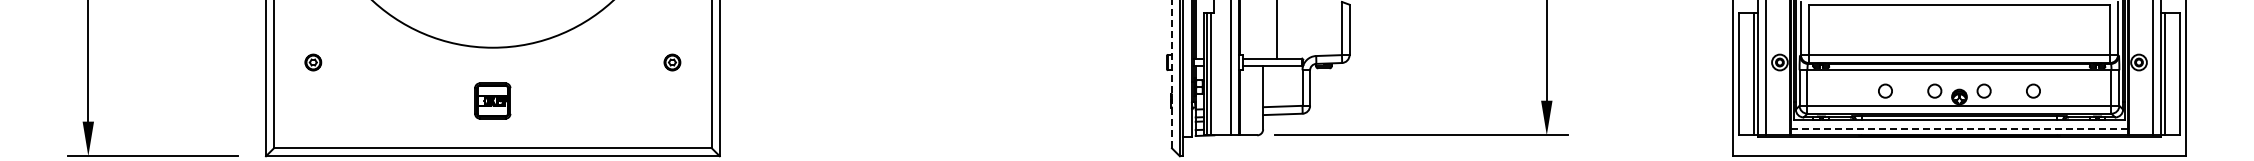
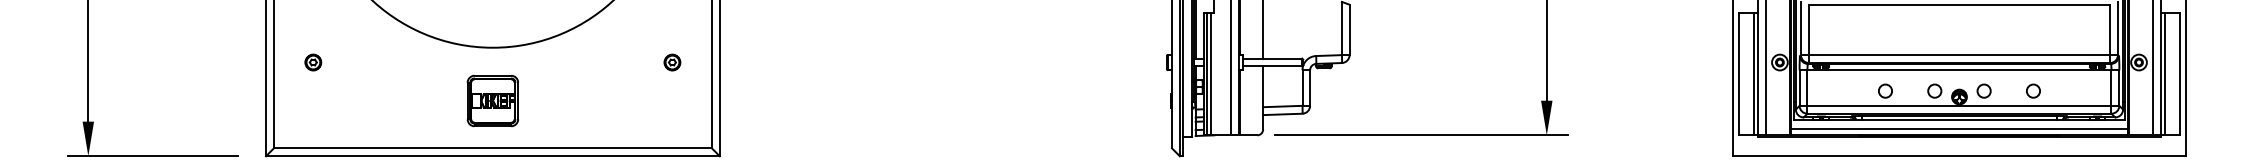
line position: (1277, 30) -> (1263, 30) (1263, 30)
line: dashed -> solid (1172, 74)
part size: 38x38 px -> 53x54 px (492, 100)
line: dashed -> solid (1959, 129)
